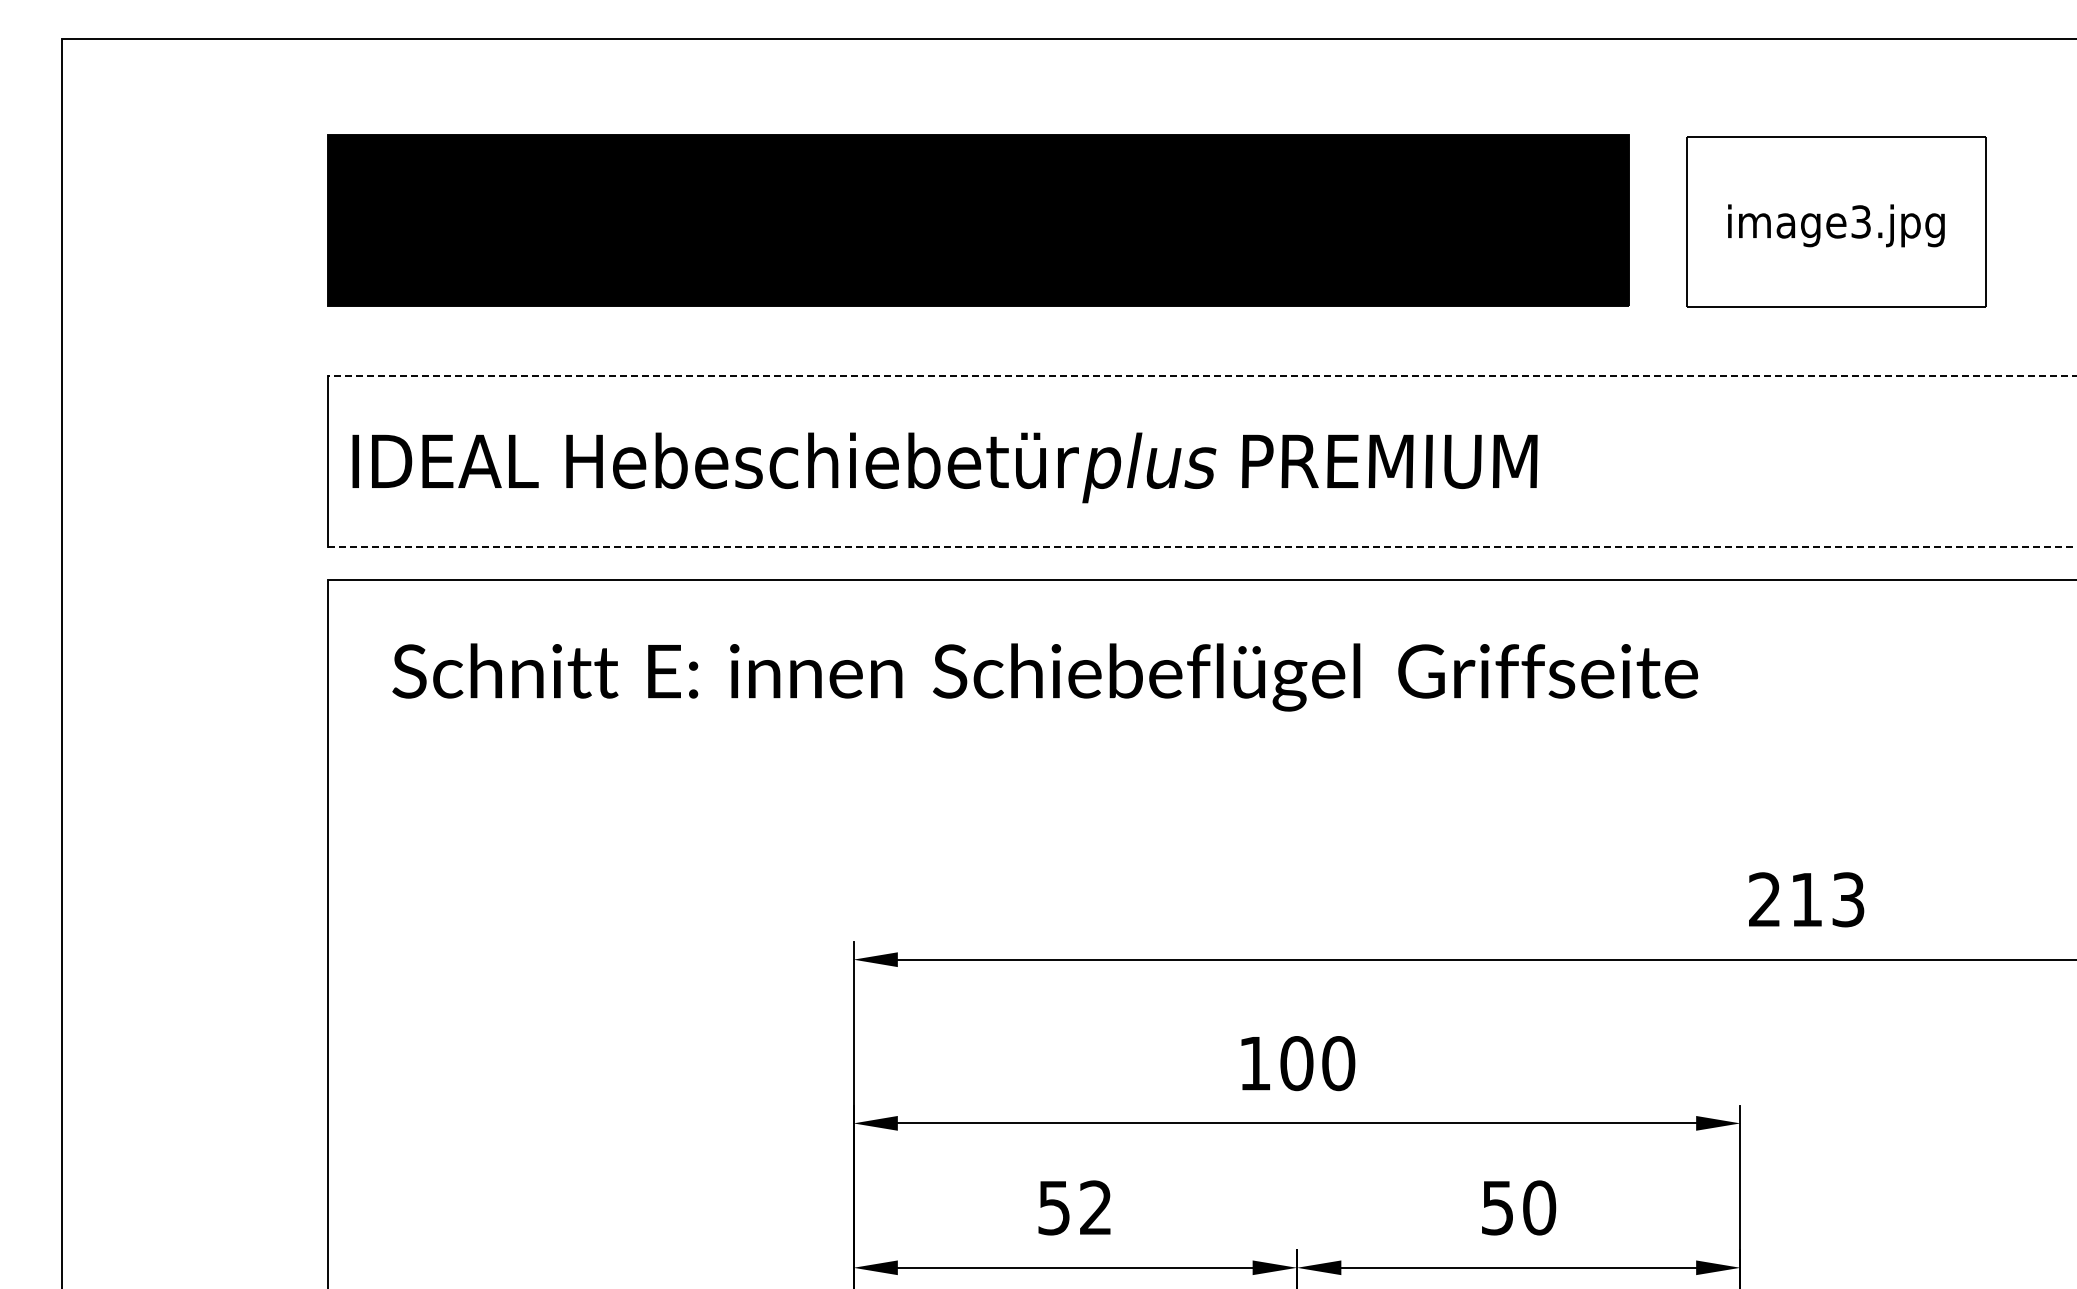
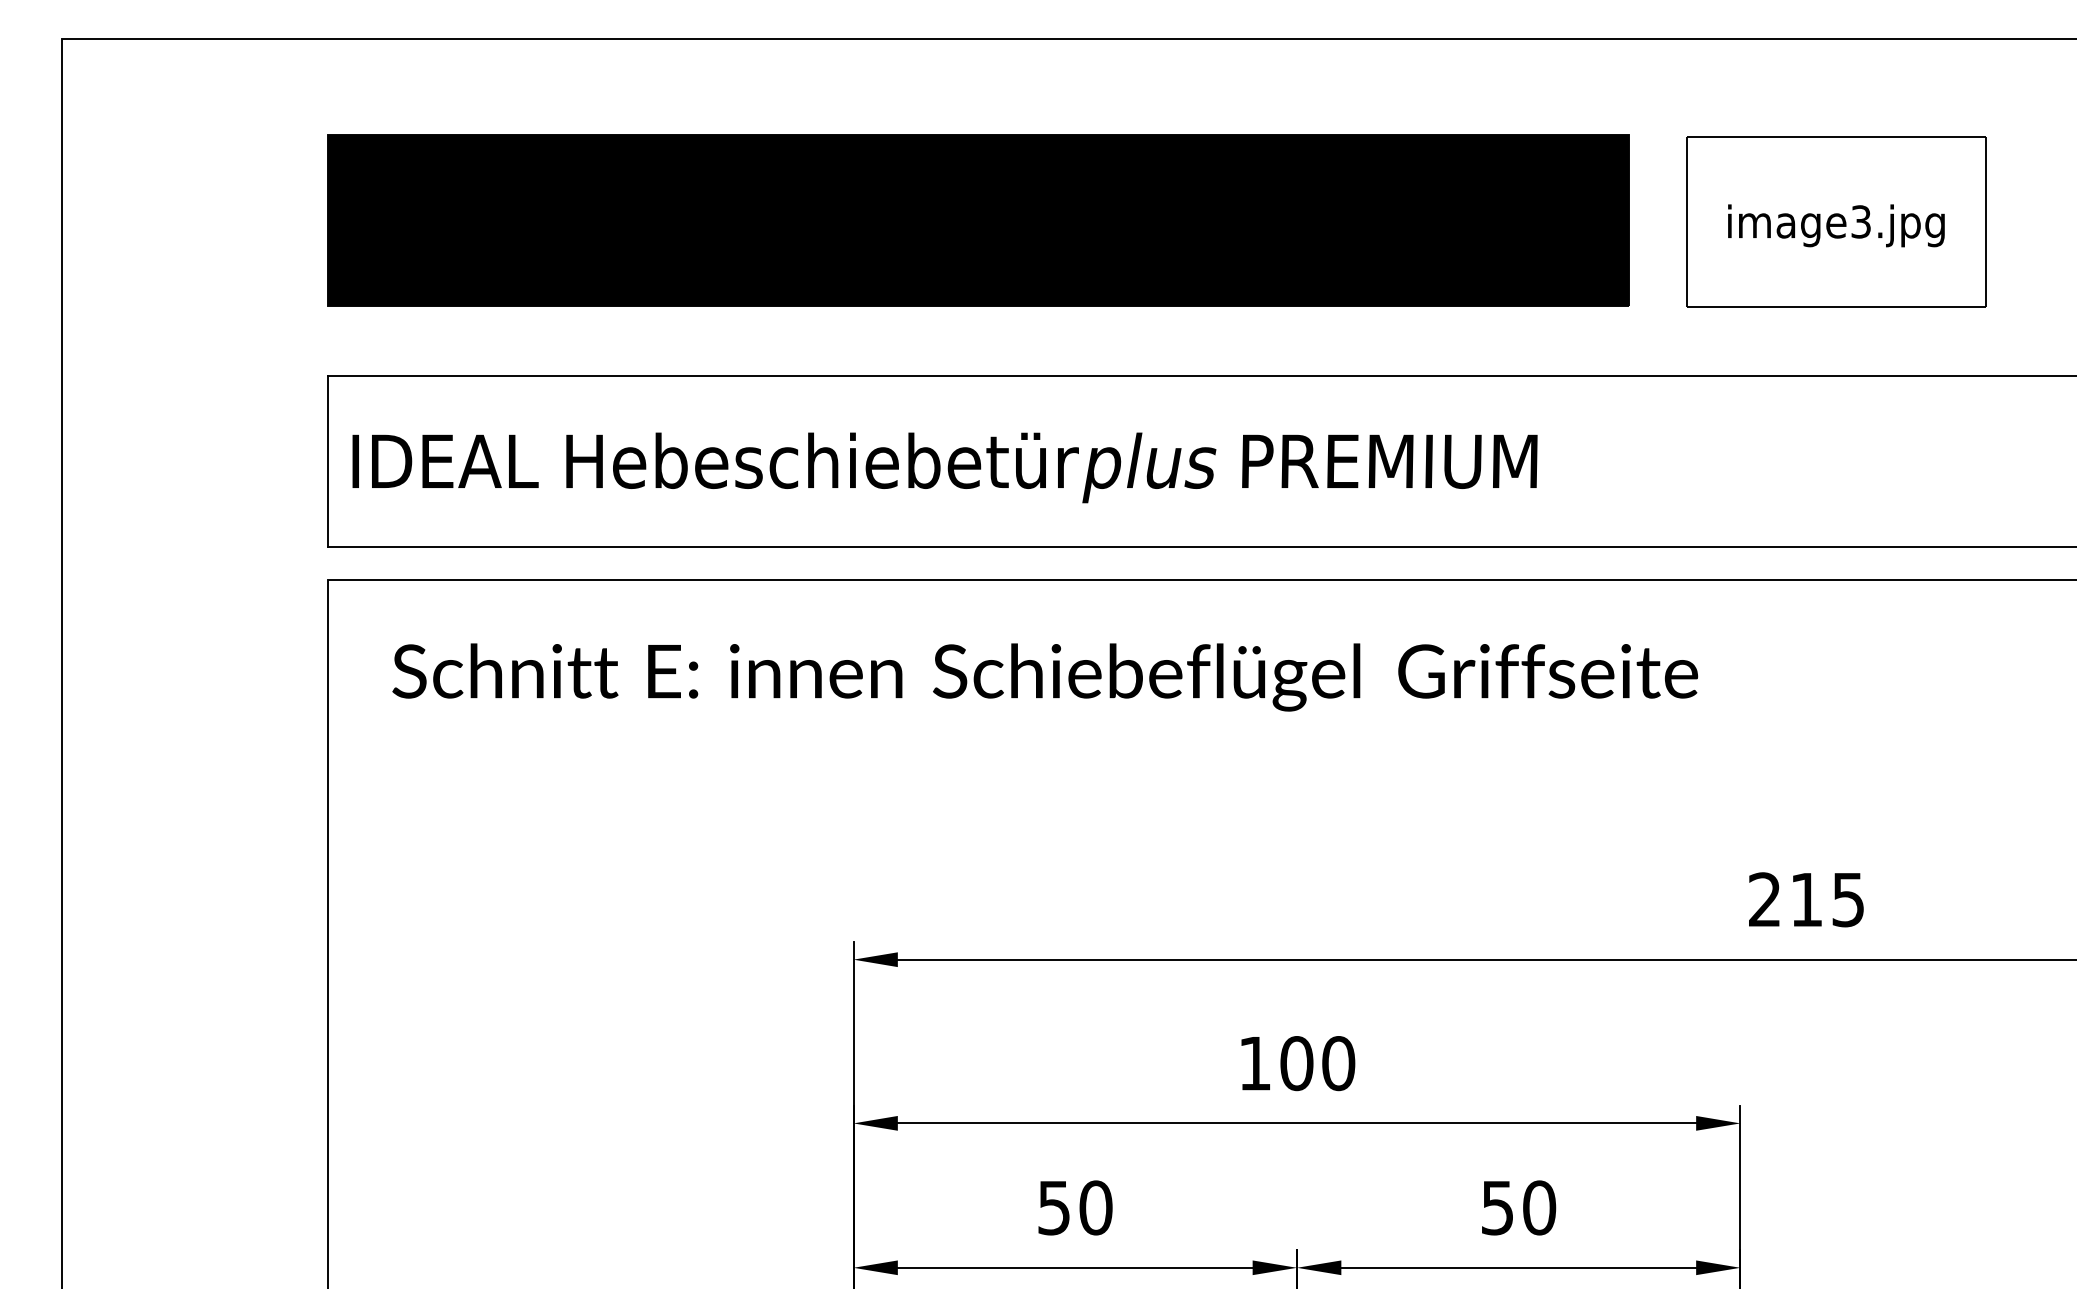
line: dashed -> solid (1202, 375)
line: dashed -> solid (1202, 546)
text: 213 -> 215 (1848, 899)
text: 52 -> 50 (1095, 1207)
